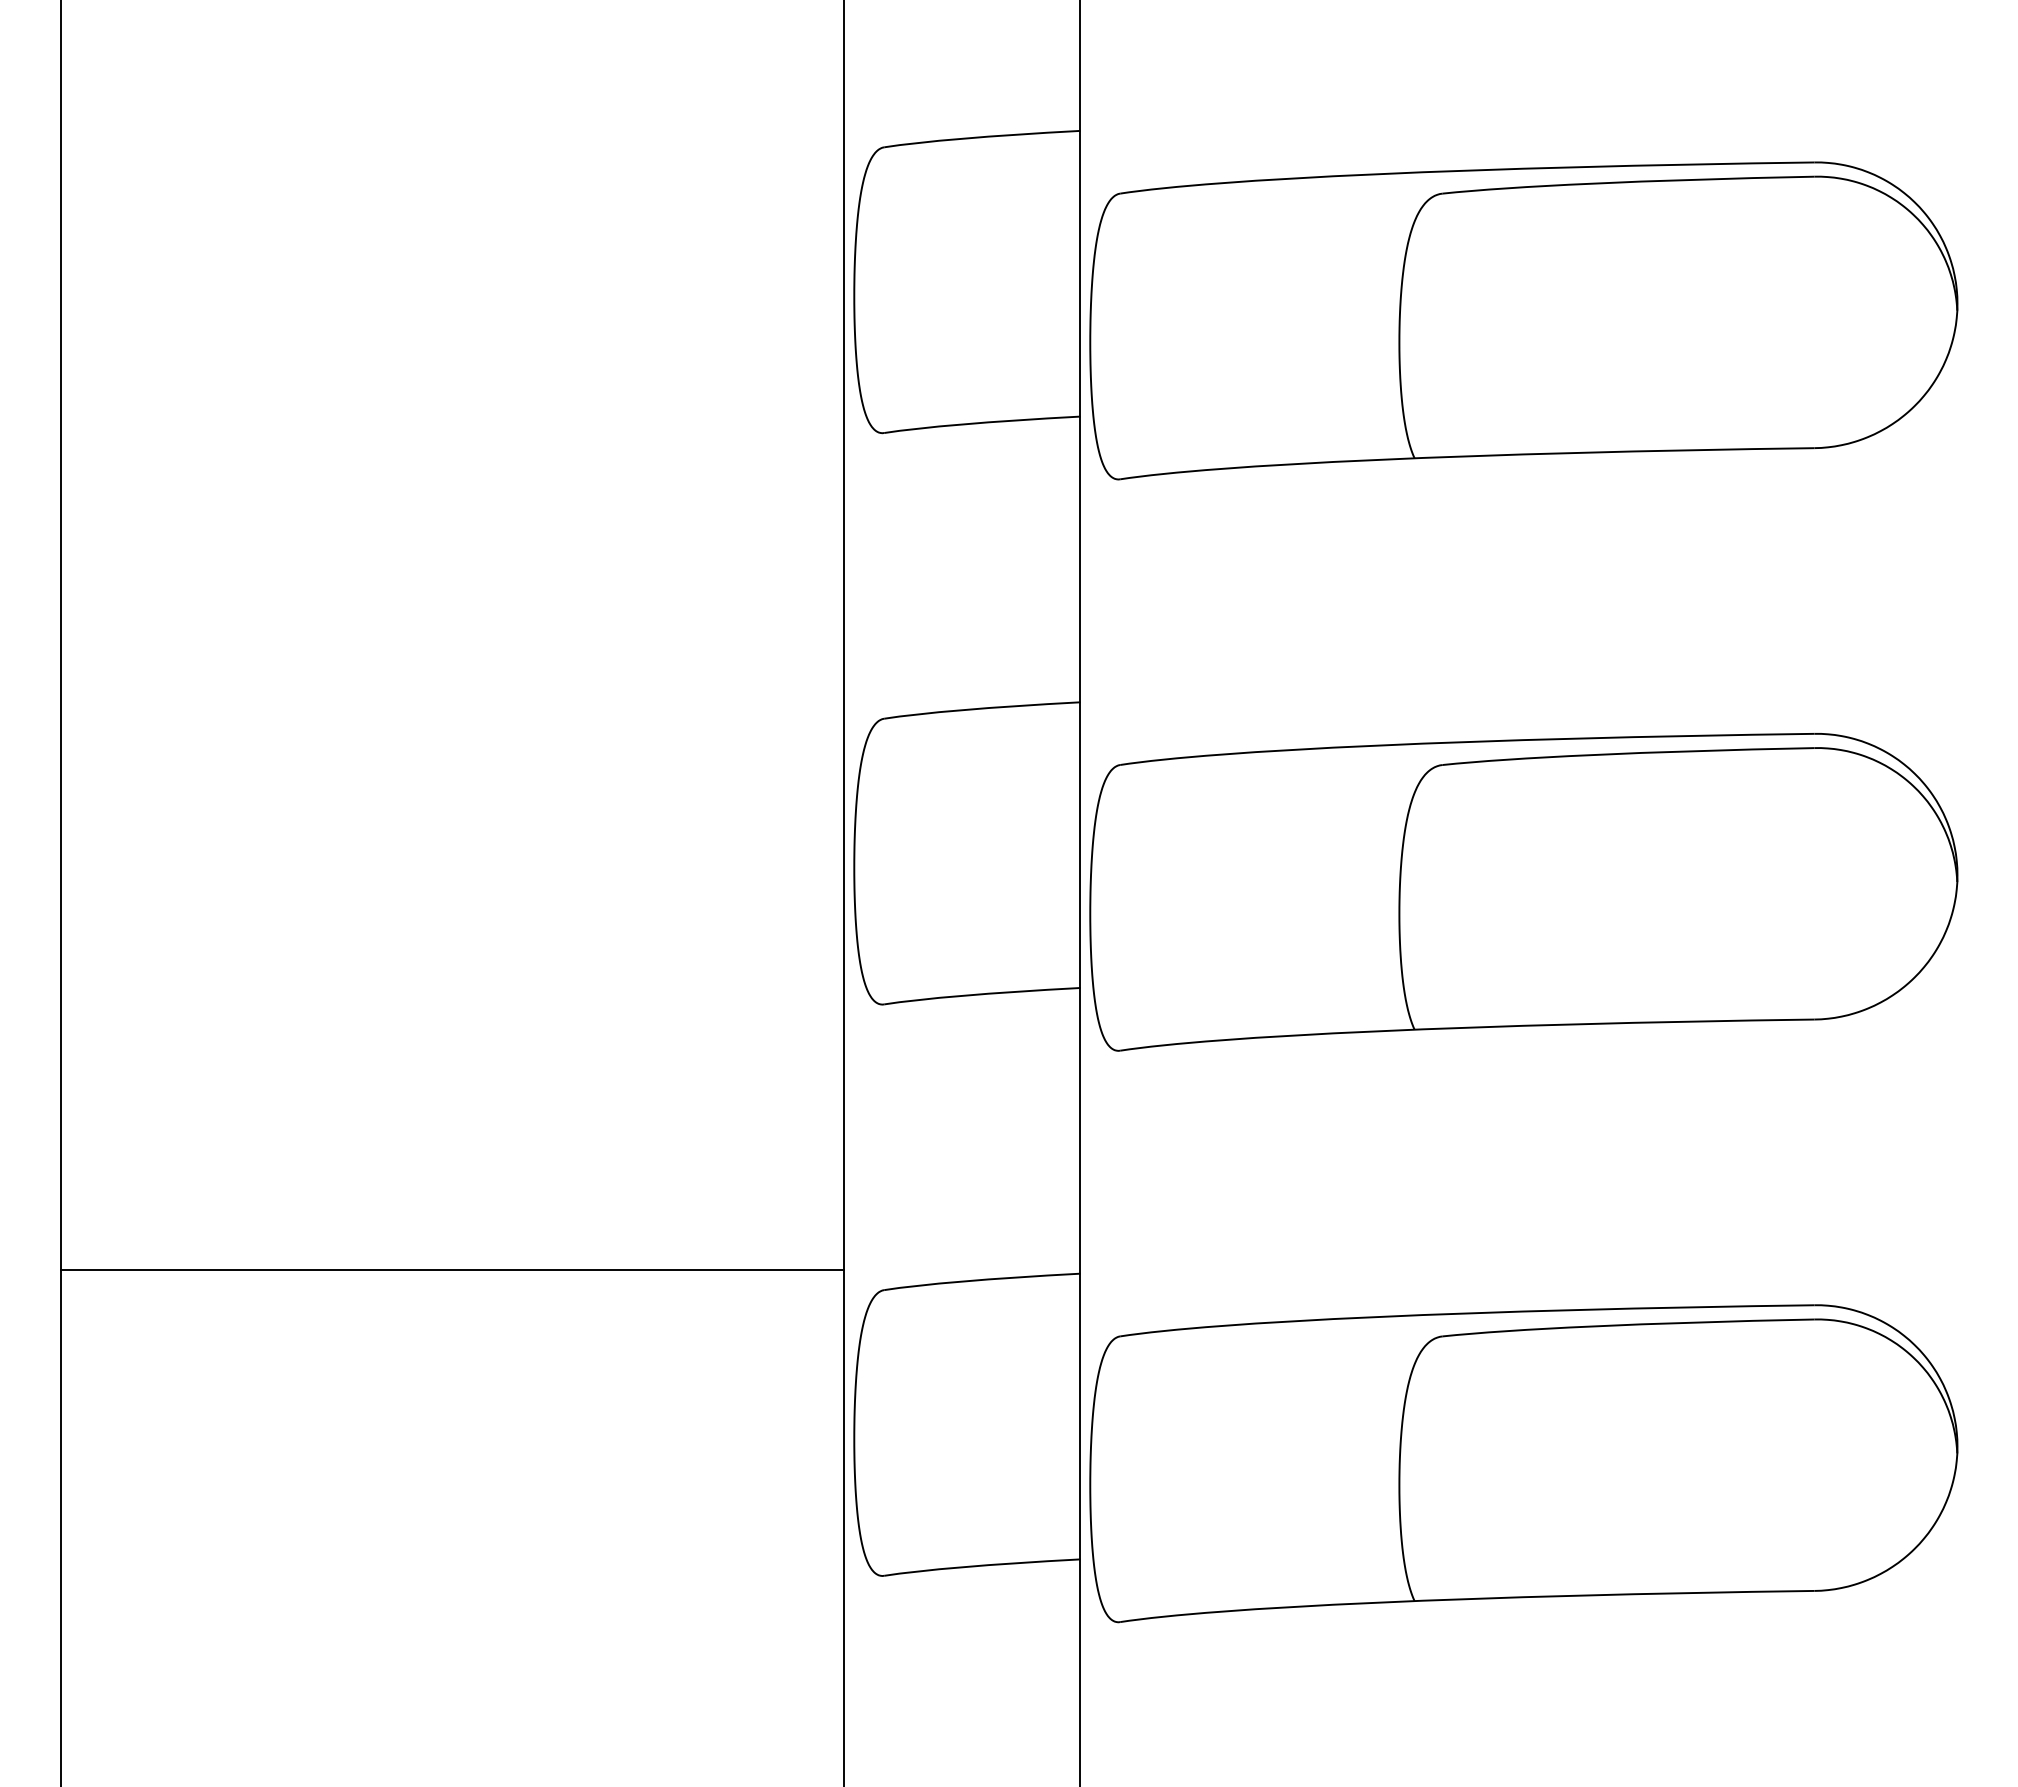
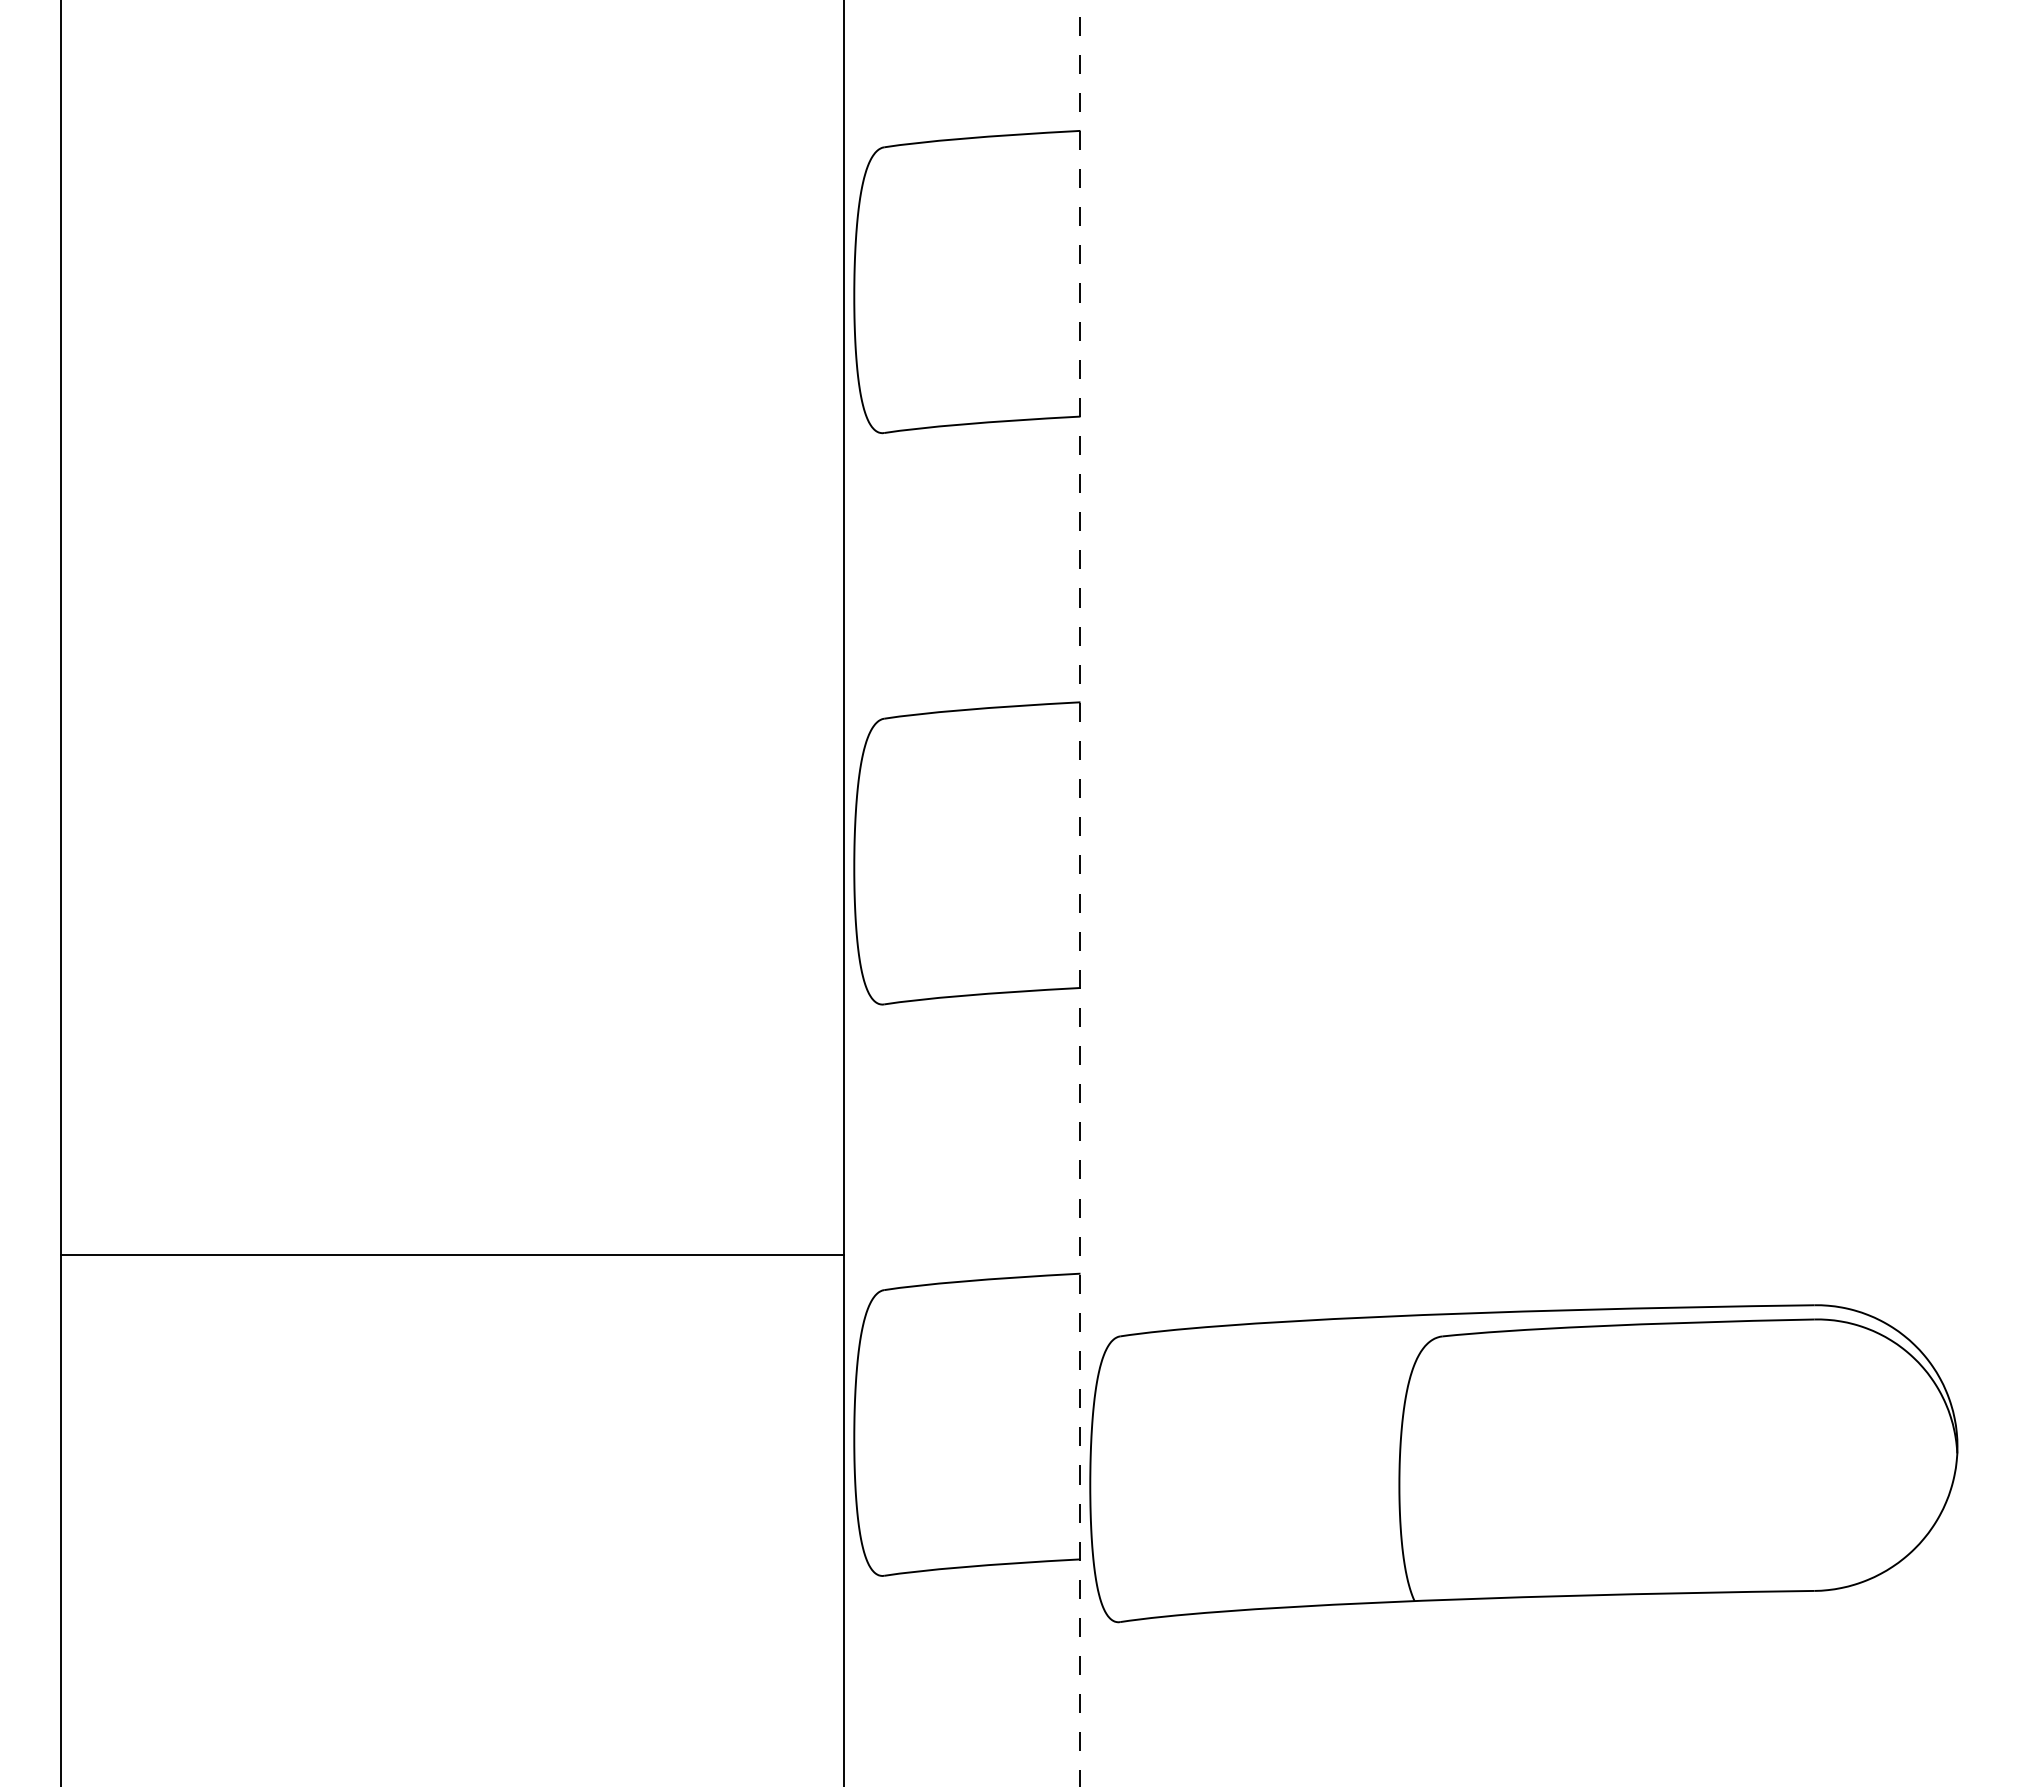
part: present -> none (1523, 320)
part: present -> none (1523, 892)
line: solid -> dashed (1080, 893)
line position: (452, 1269) -> (452, 1254) (452, 1254)
